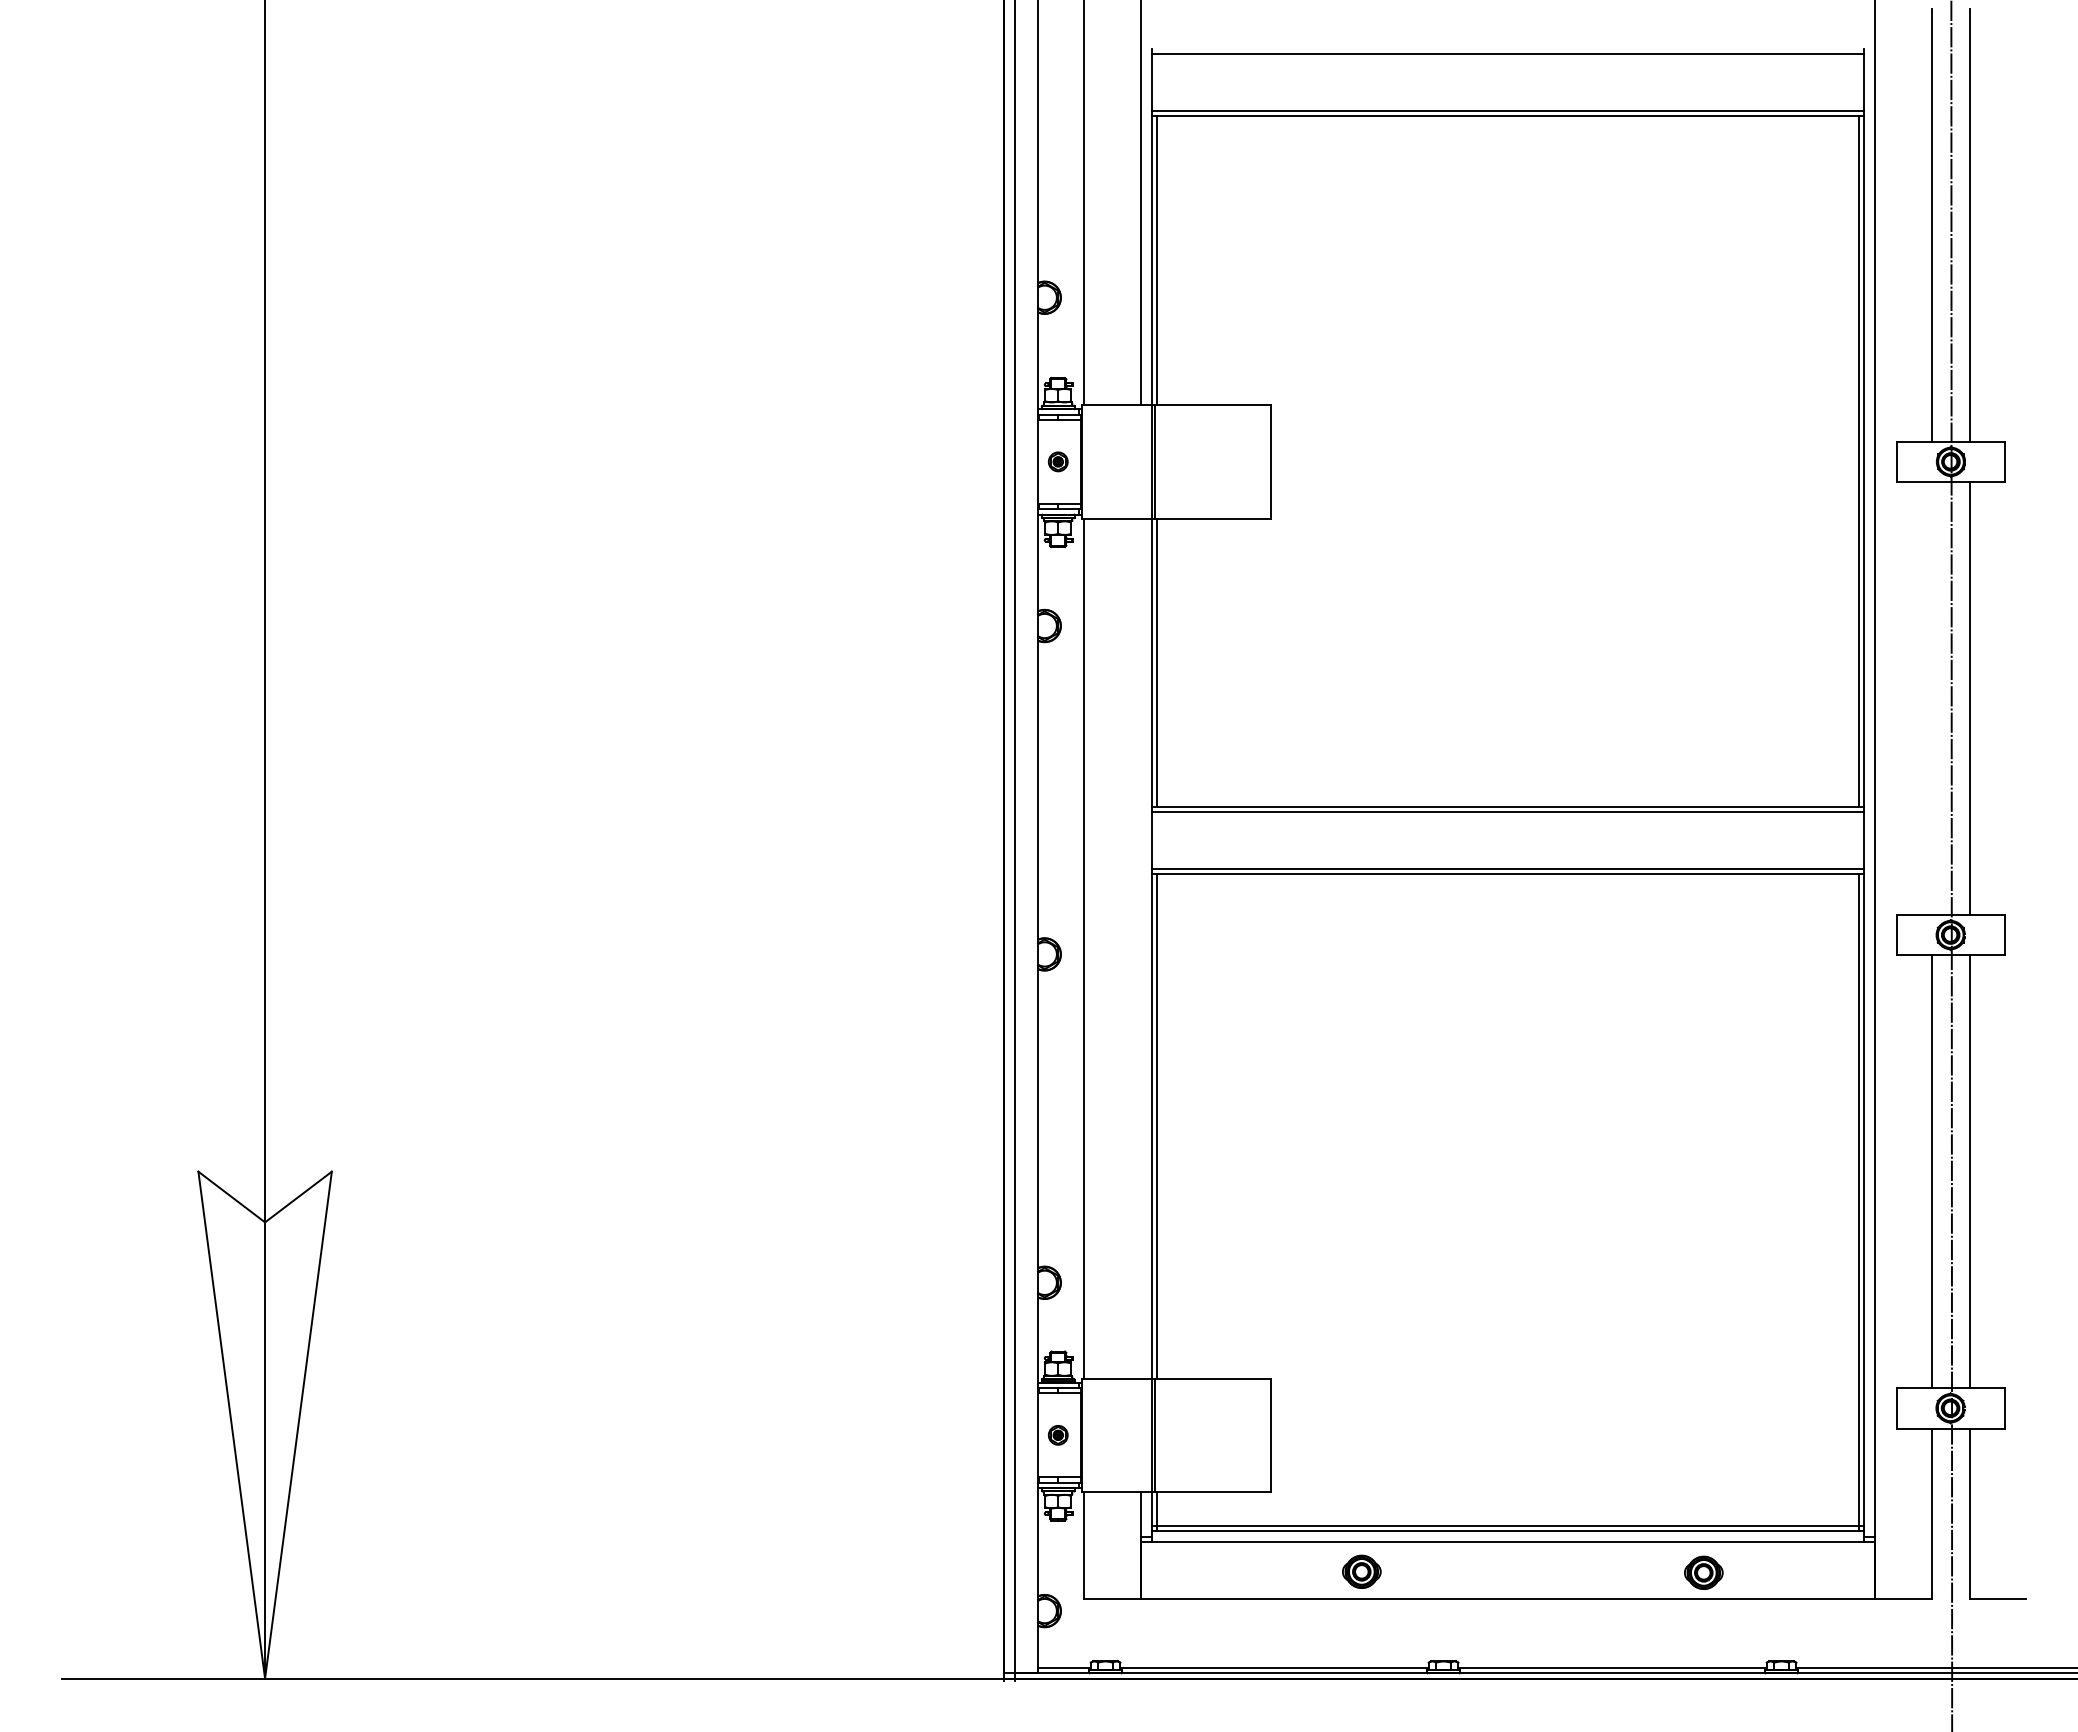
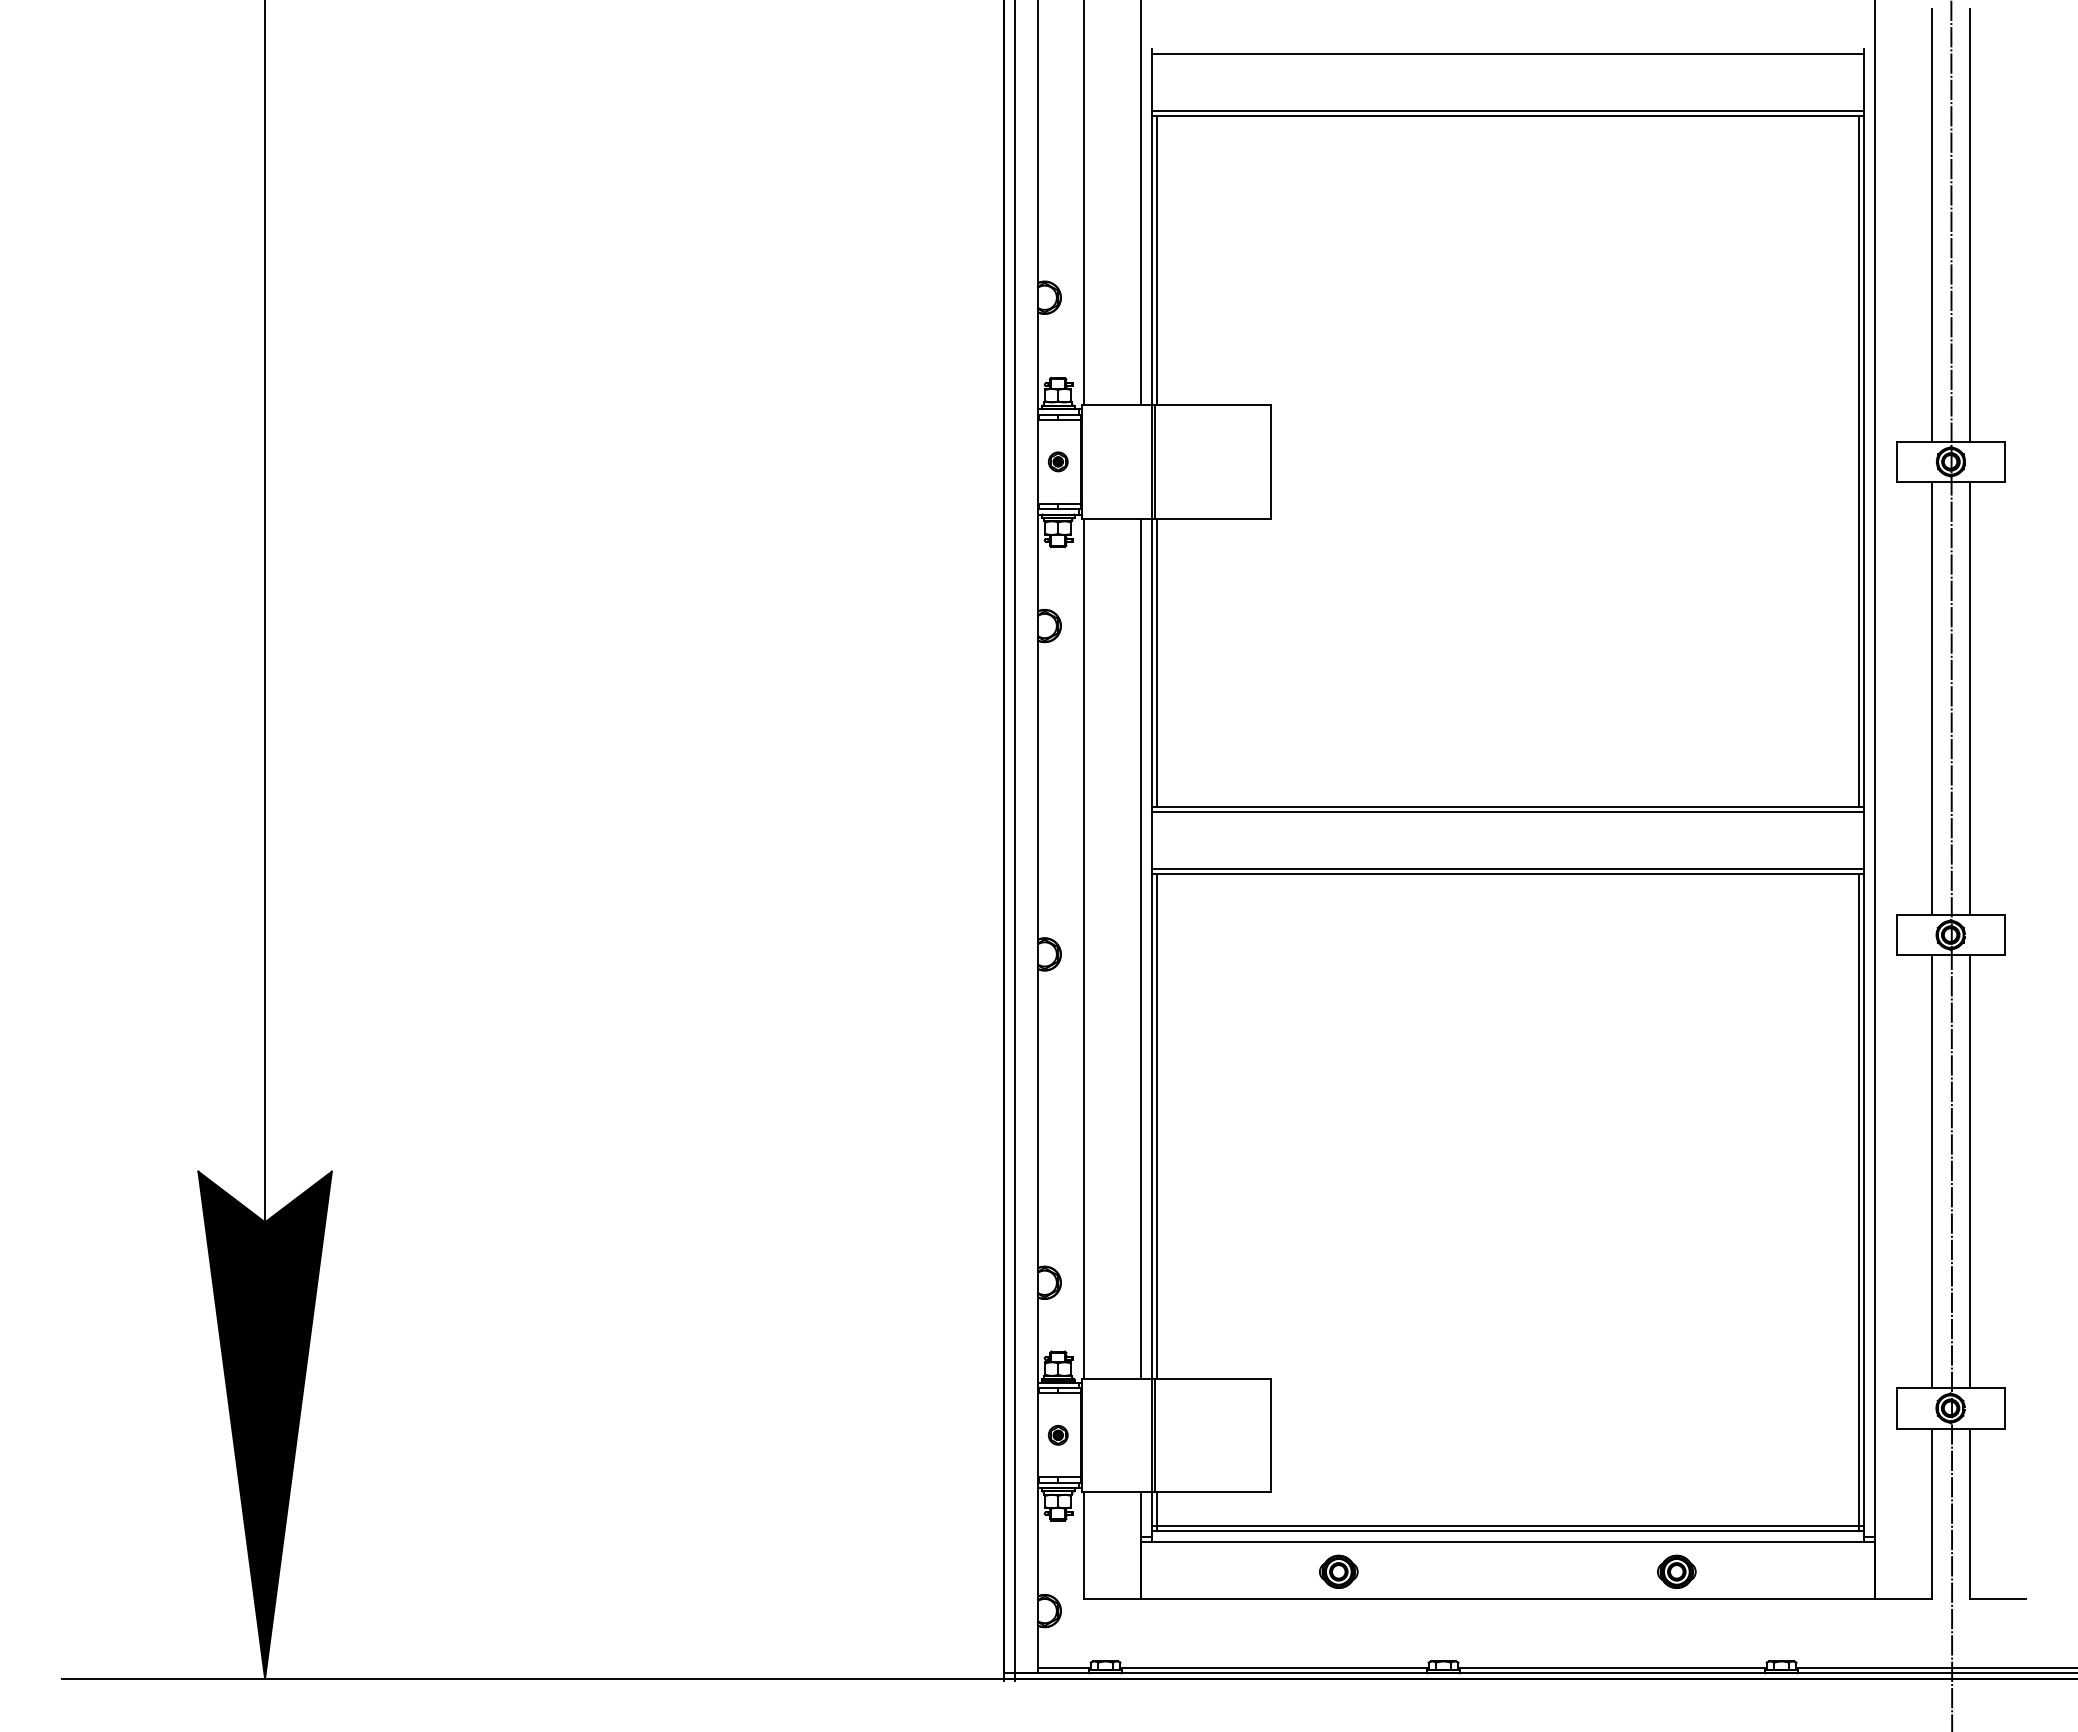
line: none -> present (1931, 698)
line: none -> present (1140, 948)
fill: none -> present (264, 1424)
part position: (1361, 1571) -> (1338, 1571) (1338, 1571)
part position: (1703, 1572) -> (1676, 1571) (1676, 1571)
